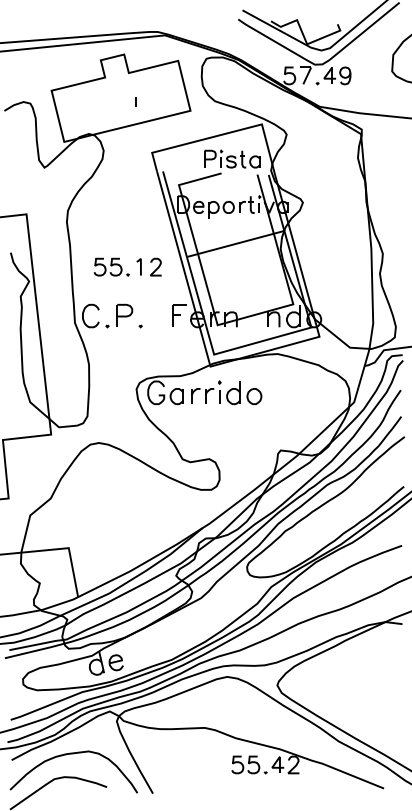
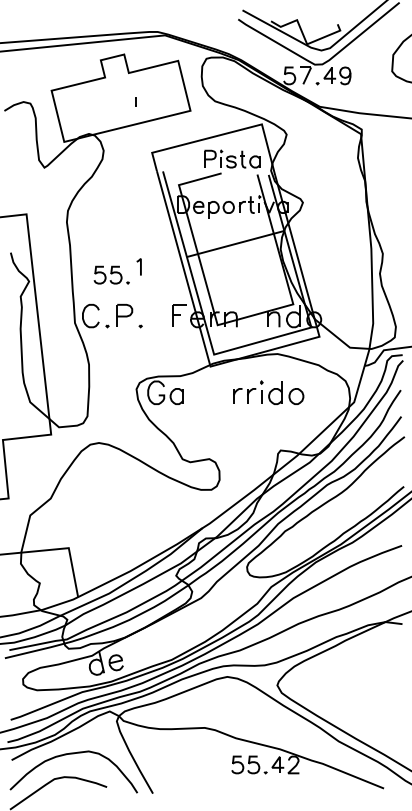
part position: (111, 266) -> (111, 274) (111, 274)
curve: present -> none (157, 267)
part position: (226, 392) -> (268, 392) (268, 392)
